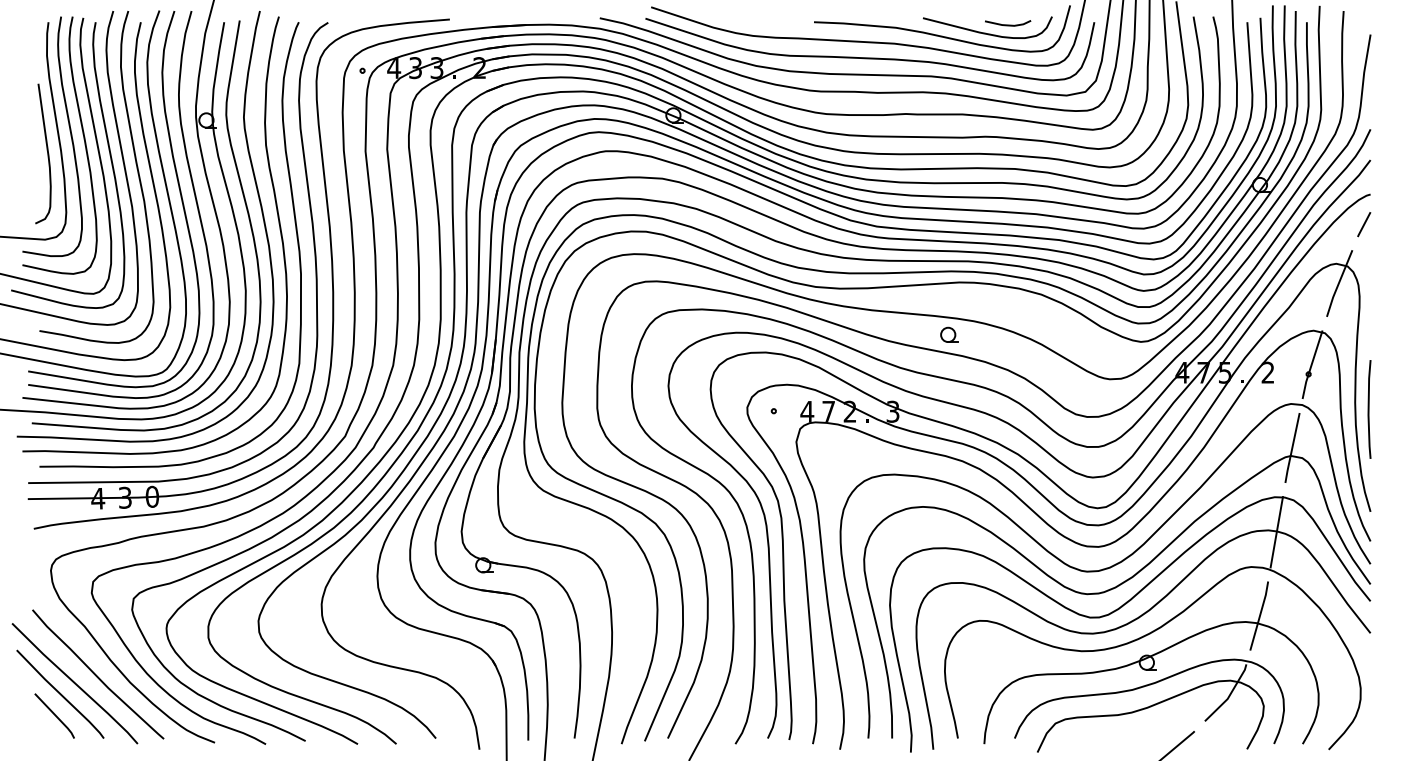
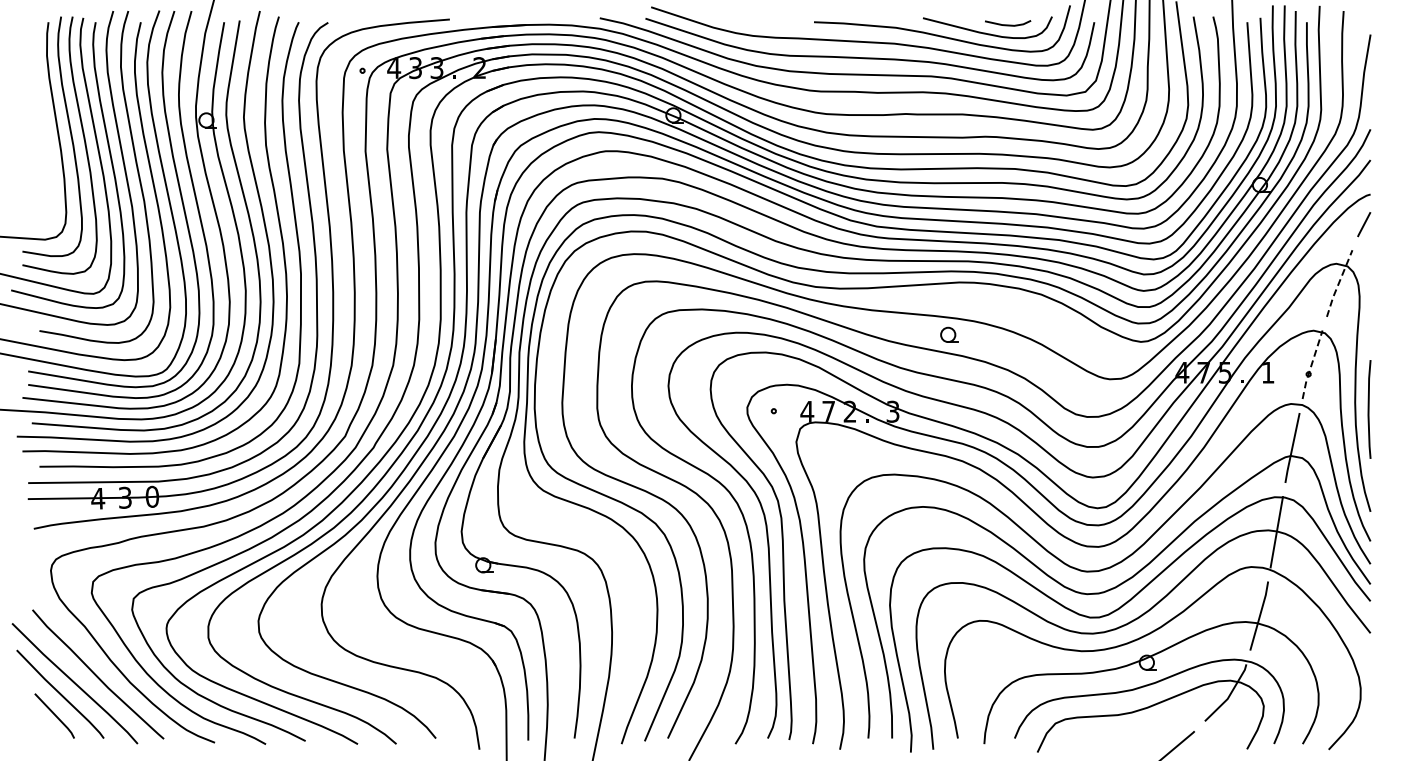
curve: present -> none (47, 153)
line: solid -> dashed (1338, 283)
line: solid -> dashed (1311, 364)
text: 2 -> 1 (1267, 372)
